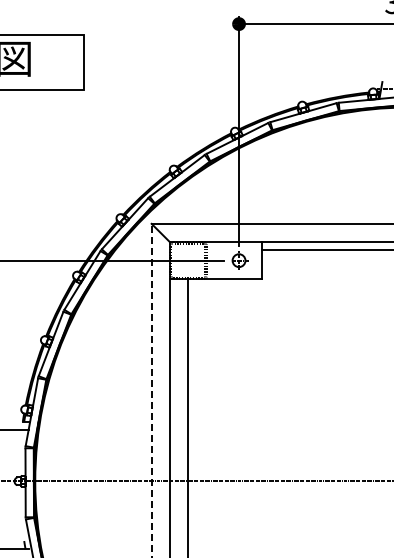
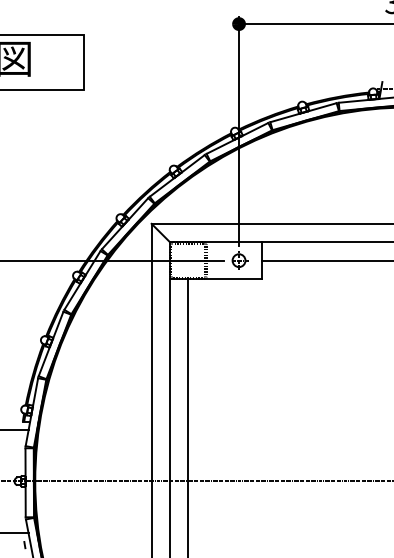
line position: (326, 249) -> (326, 260) (326, 260)
line: dashed -> solid (151, 390)
line position: (15, 549) -> (15, 533) (15, 533)
